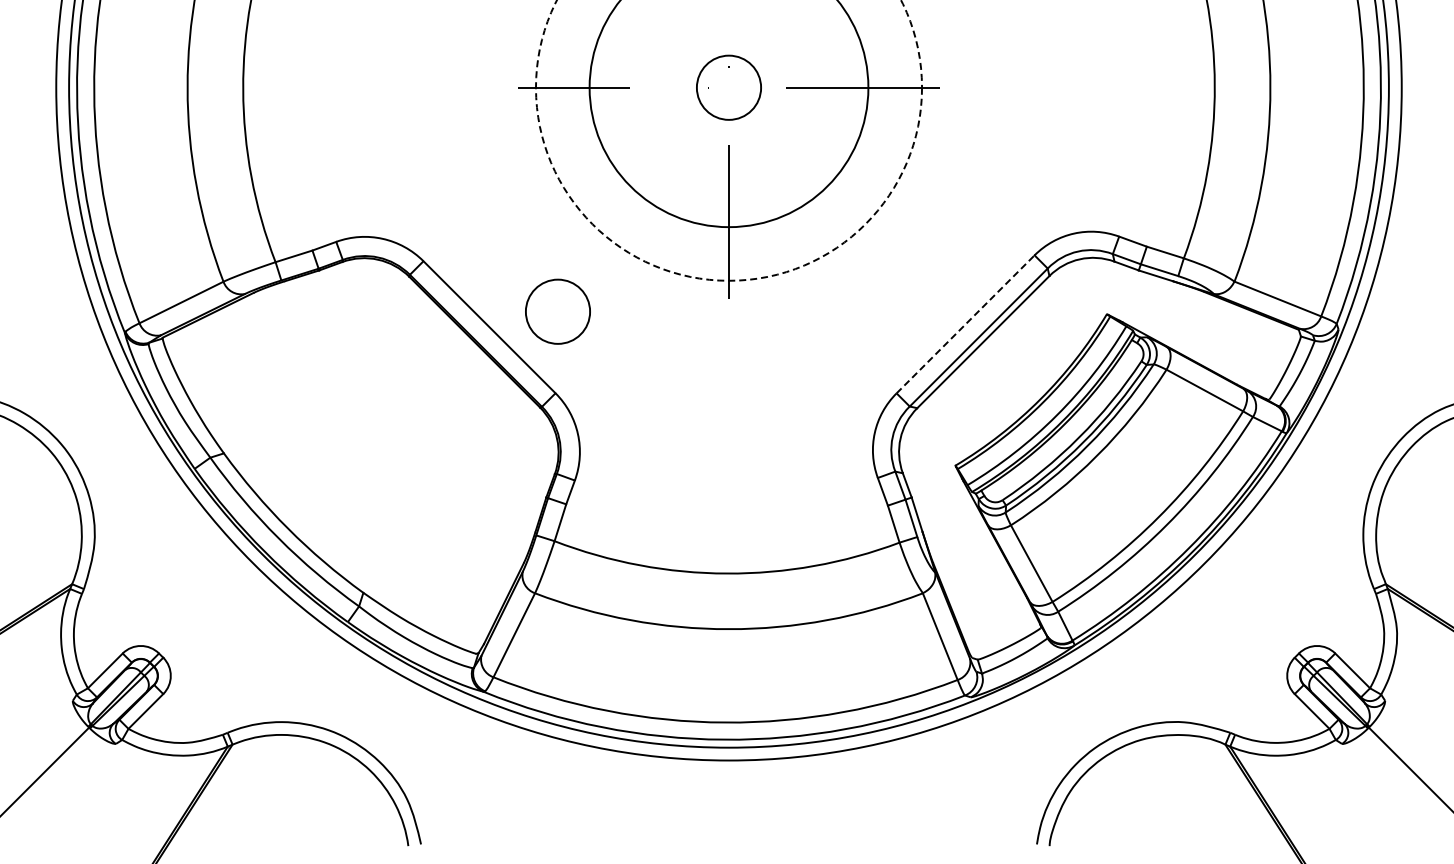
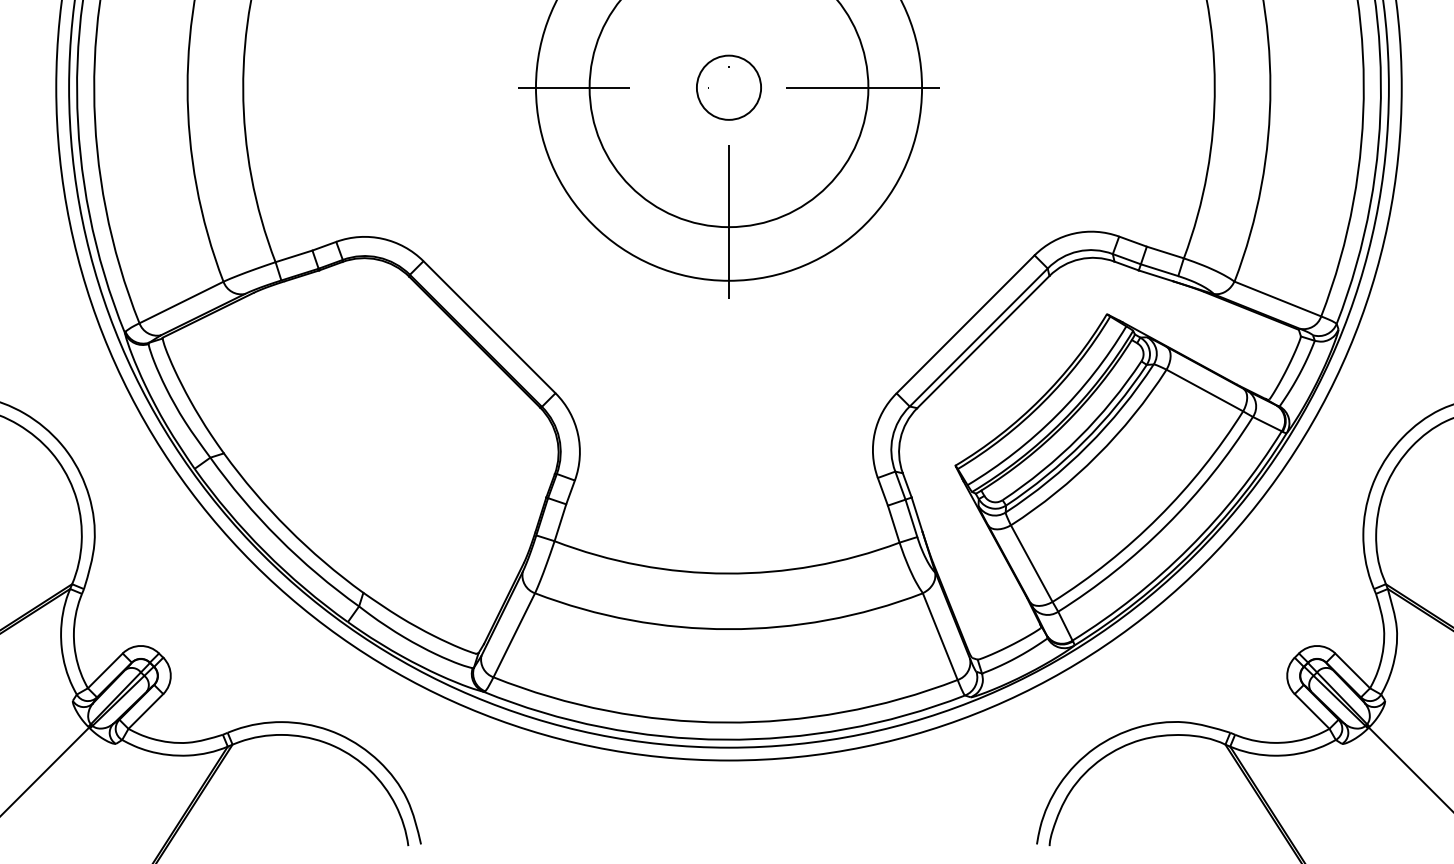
circle: dashed -> solid (728, 140)
circle: present -> none (557, 311)
line: dashed -> solid (965, 324)
